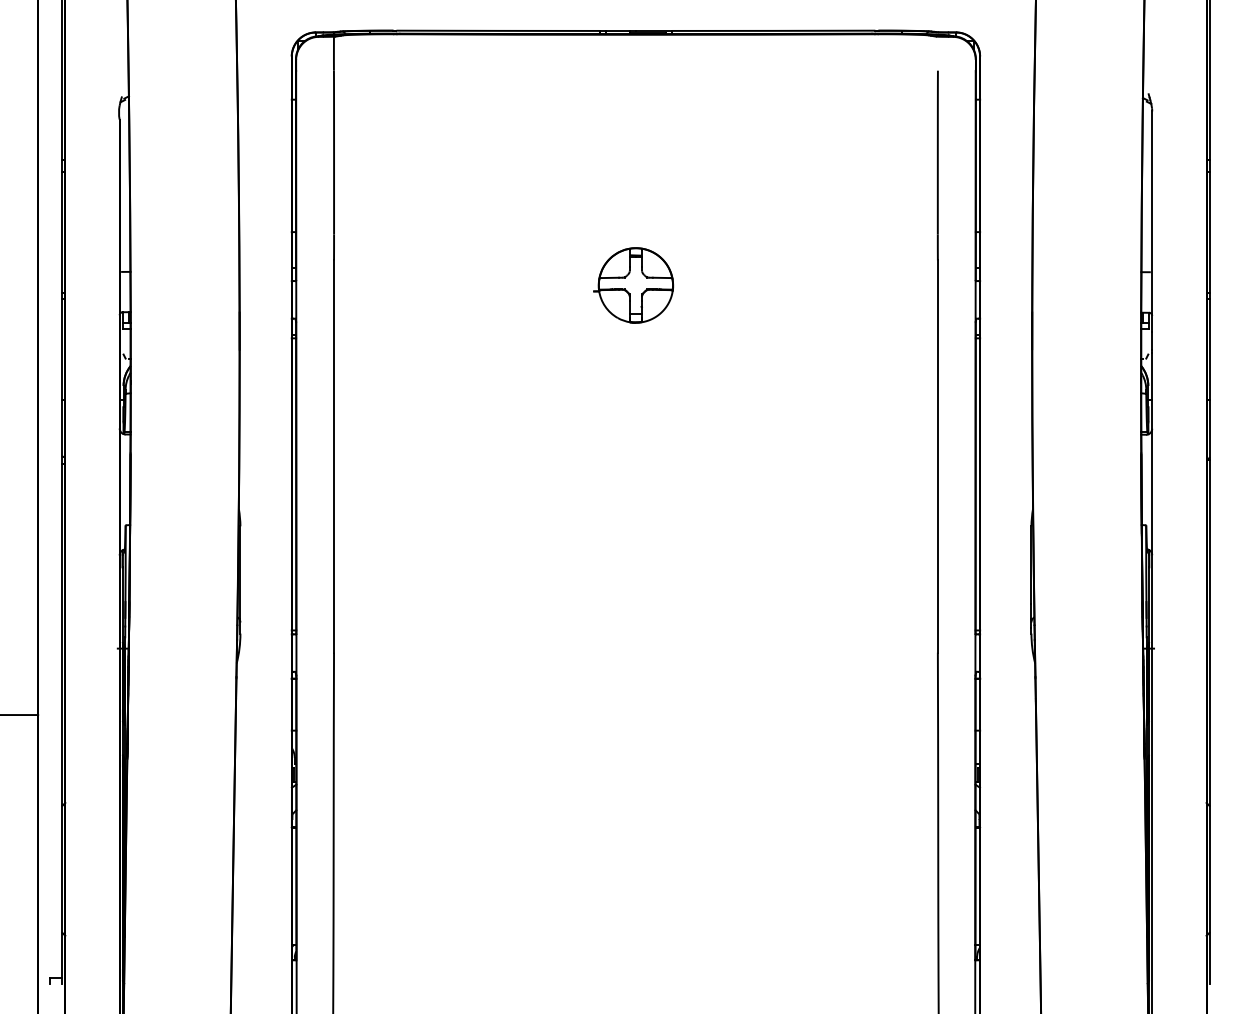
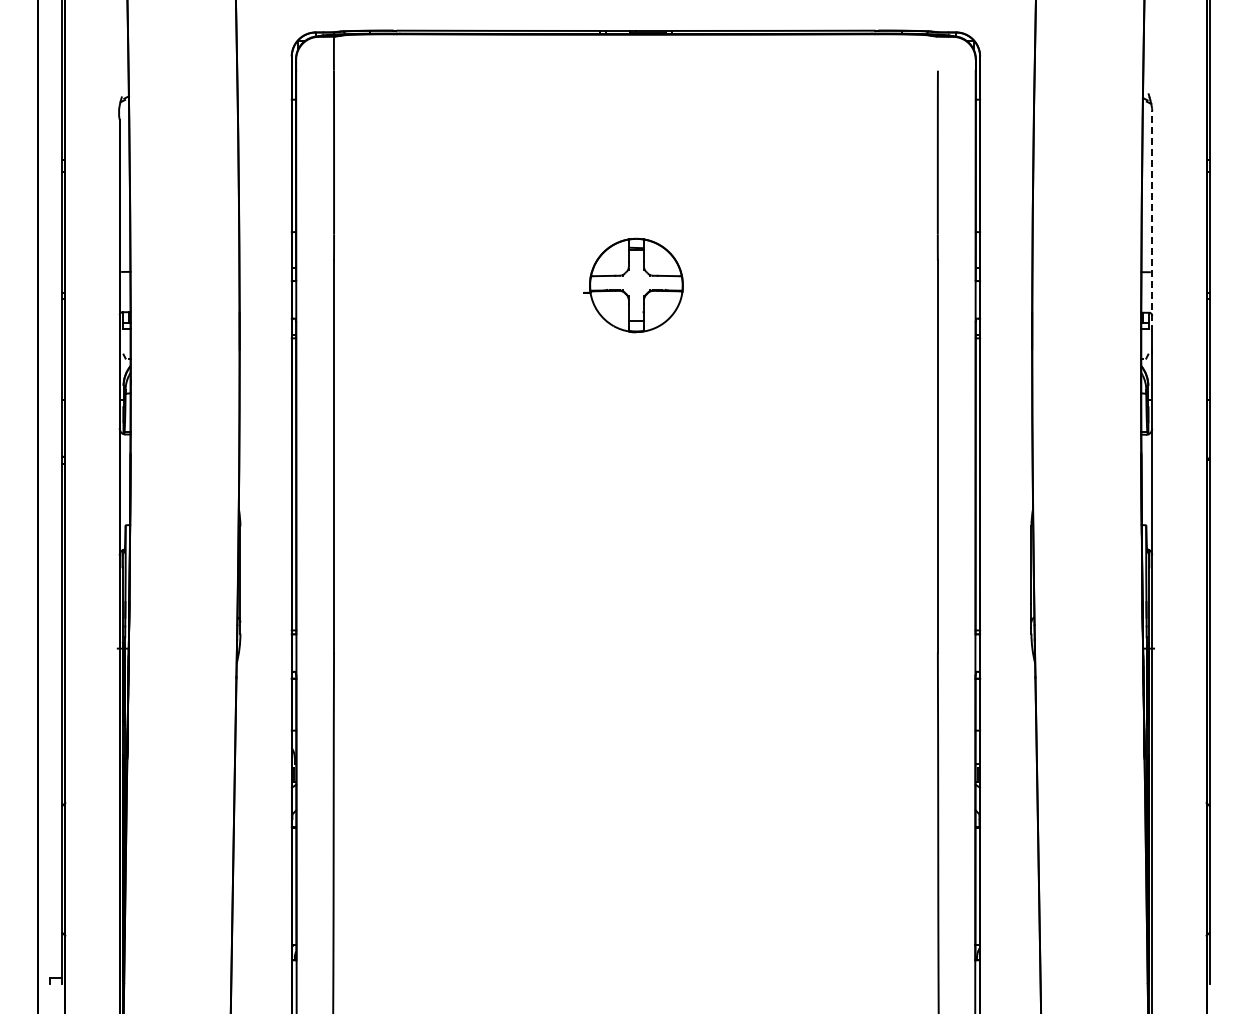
line: solid -> dashed (1152, 221)
part size: 82x77 px -> 101x97 px (633, 285)
line: present -> none (20, 715)
